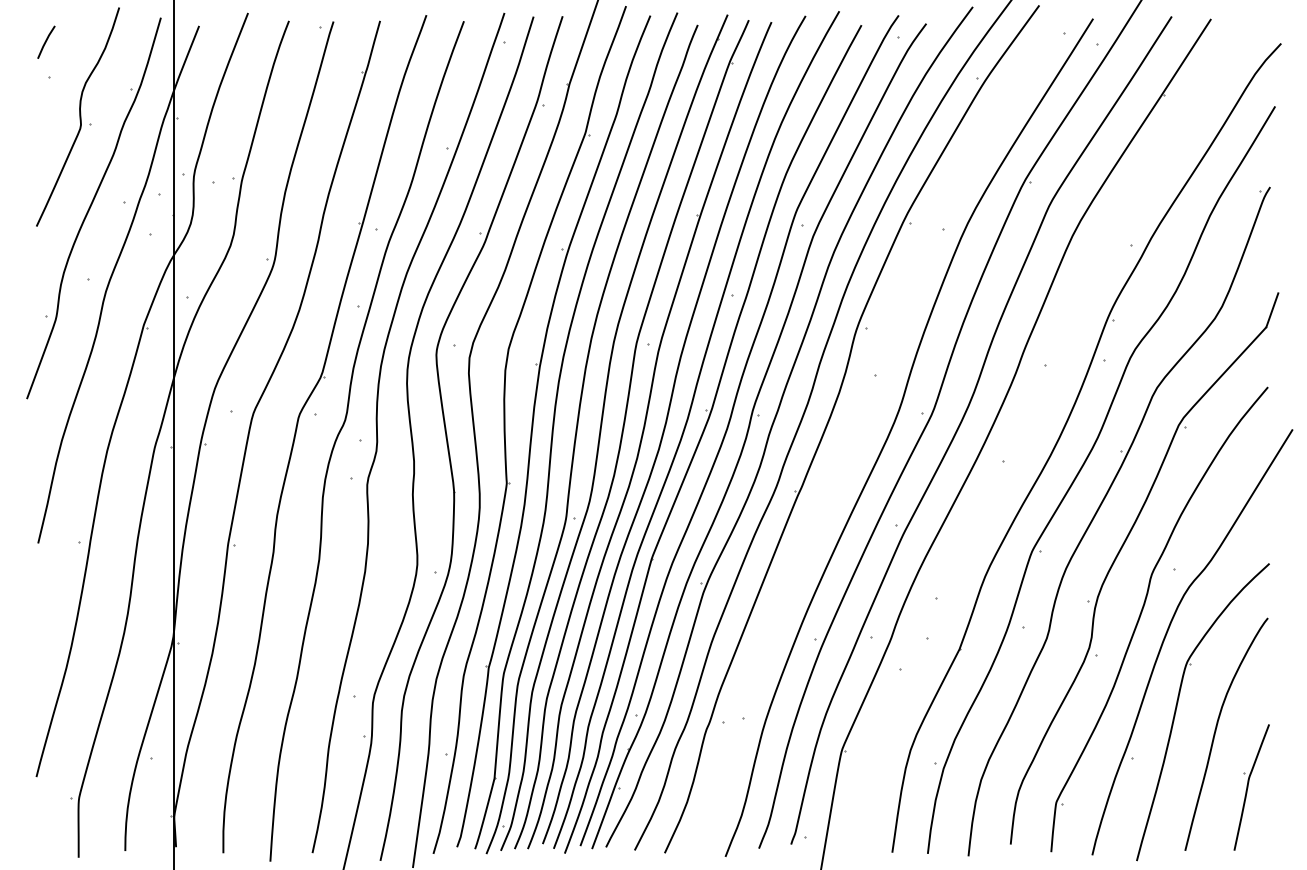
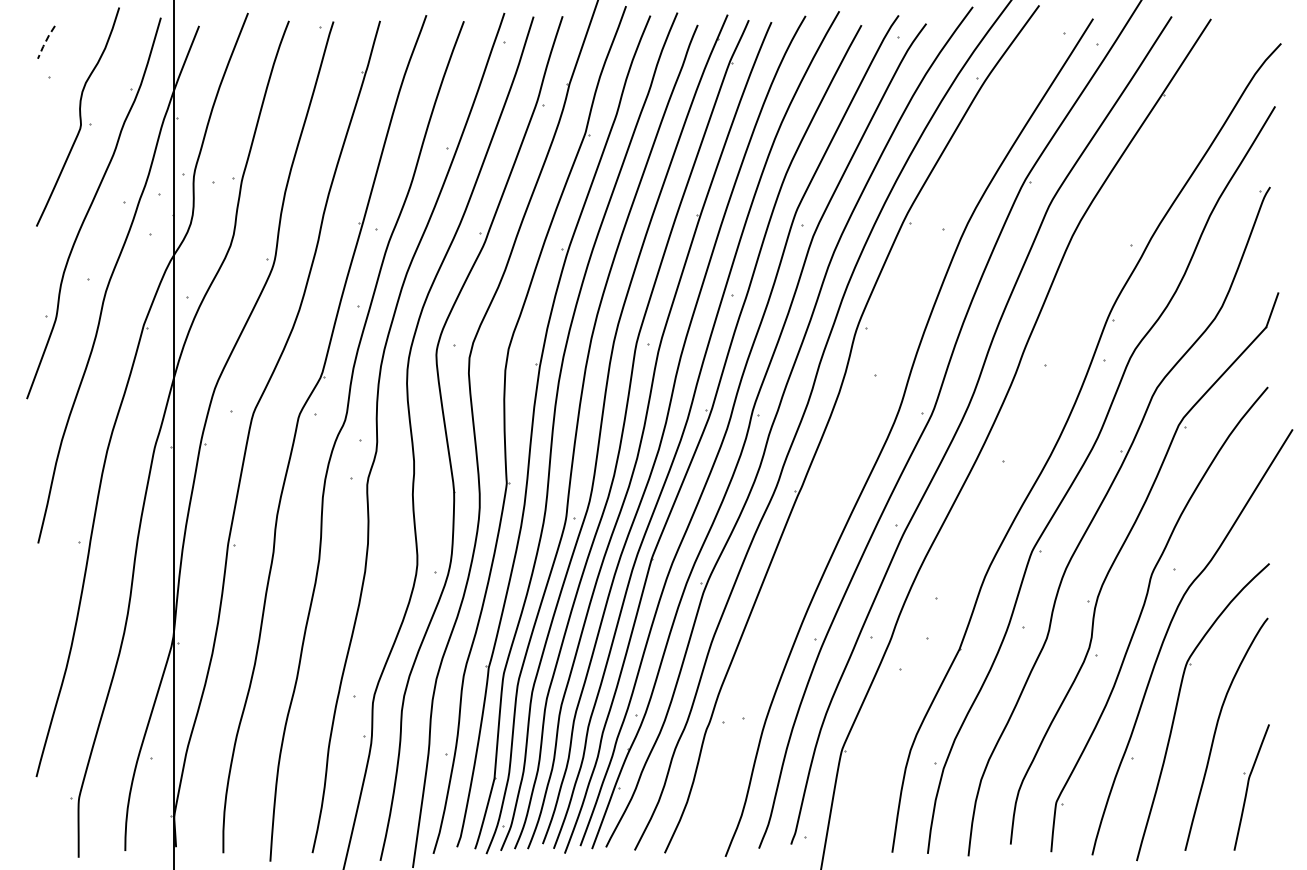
line: solid -> dashed (45, 42)
